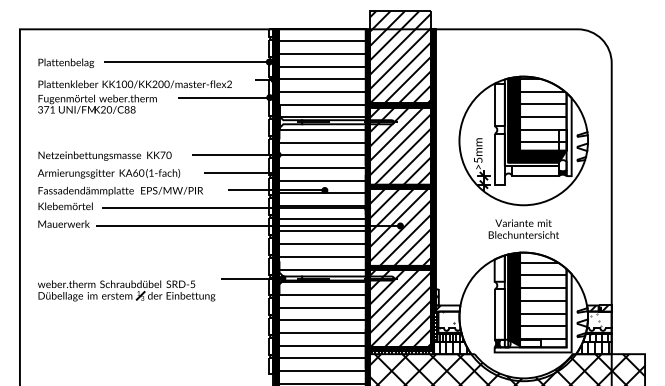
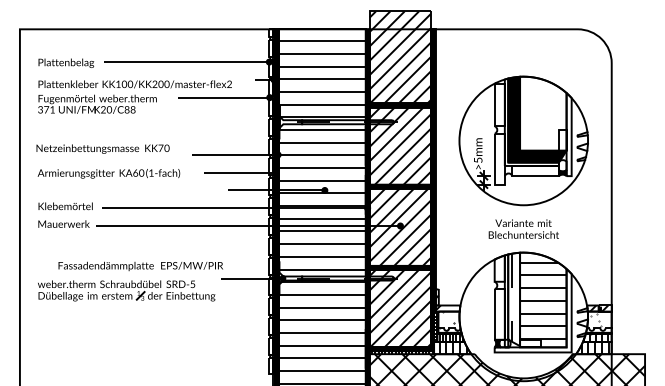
hatch: present -> none (543, 110)
text position: (104, 155) -> (102, 148) (102, 148)
text position: (120, 191) -> (140, 266) (140, 266)
fill: present -> none (514, 299)
